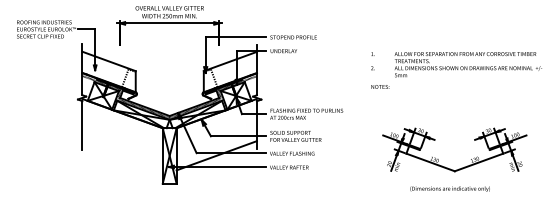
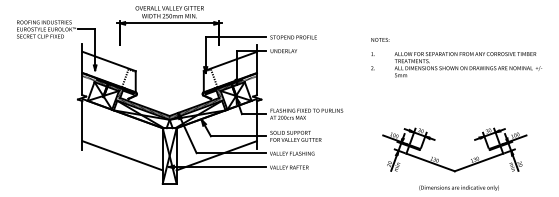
text position: (380, 86) -> (380, 39) (380, 39)
line: none -> present (122, 155)
text position: (449, 188) -> (458, 187) (458, 187)
